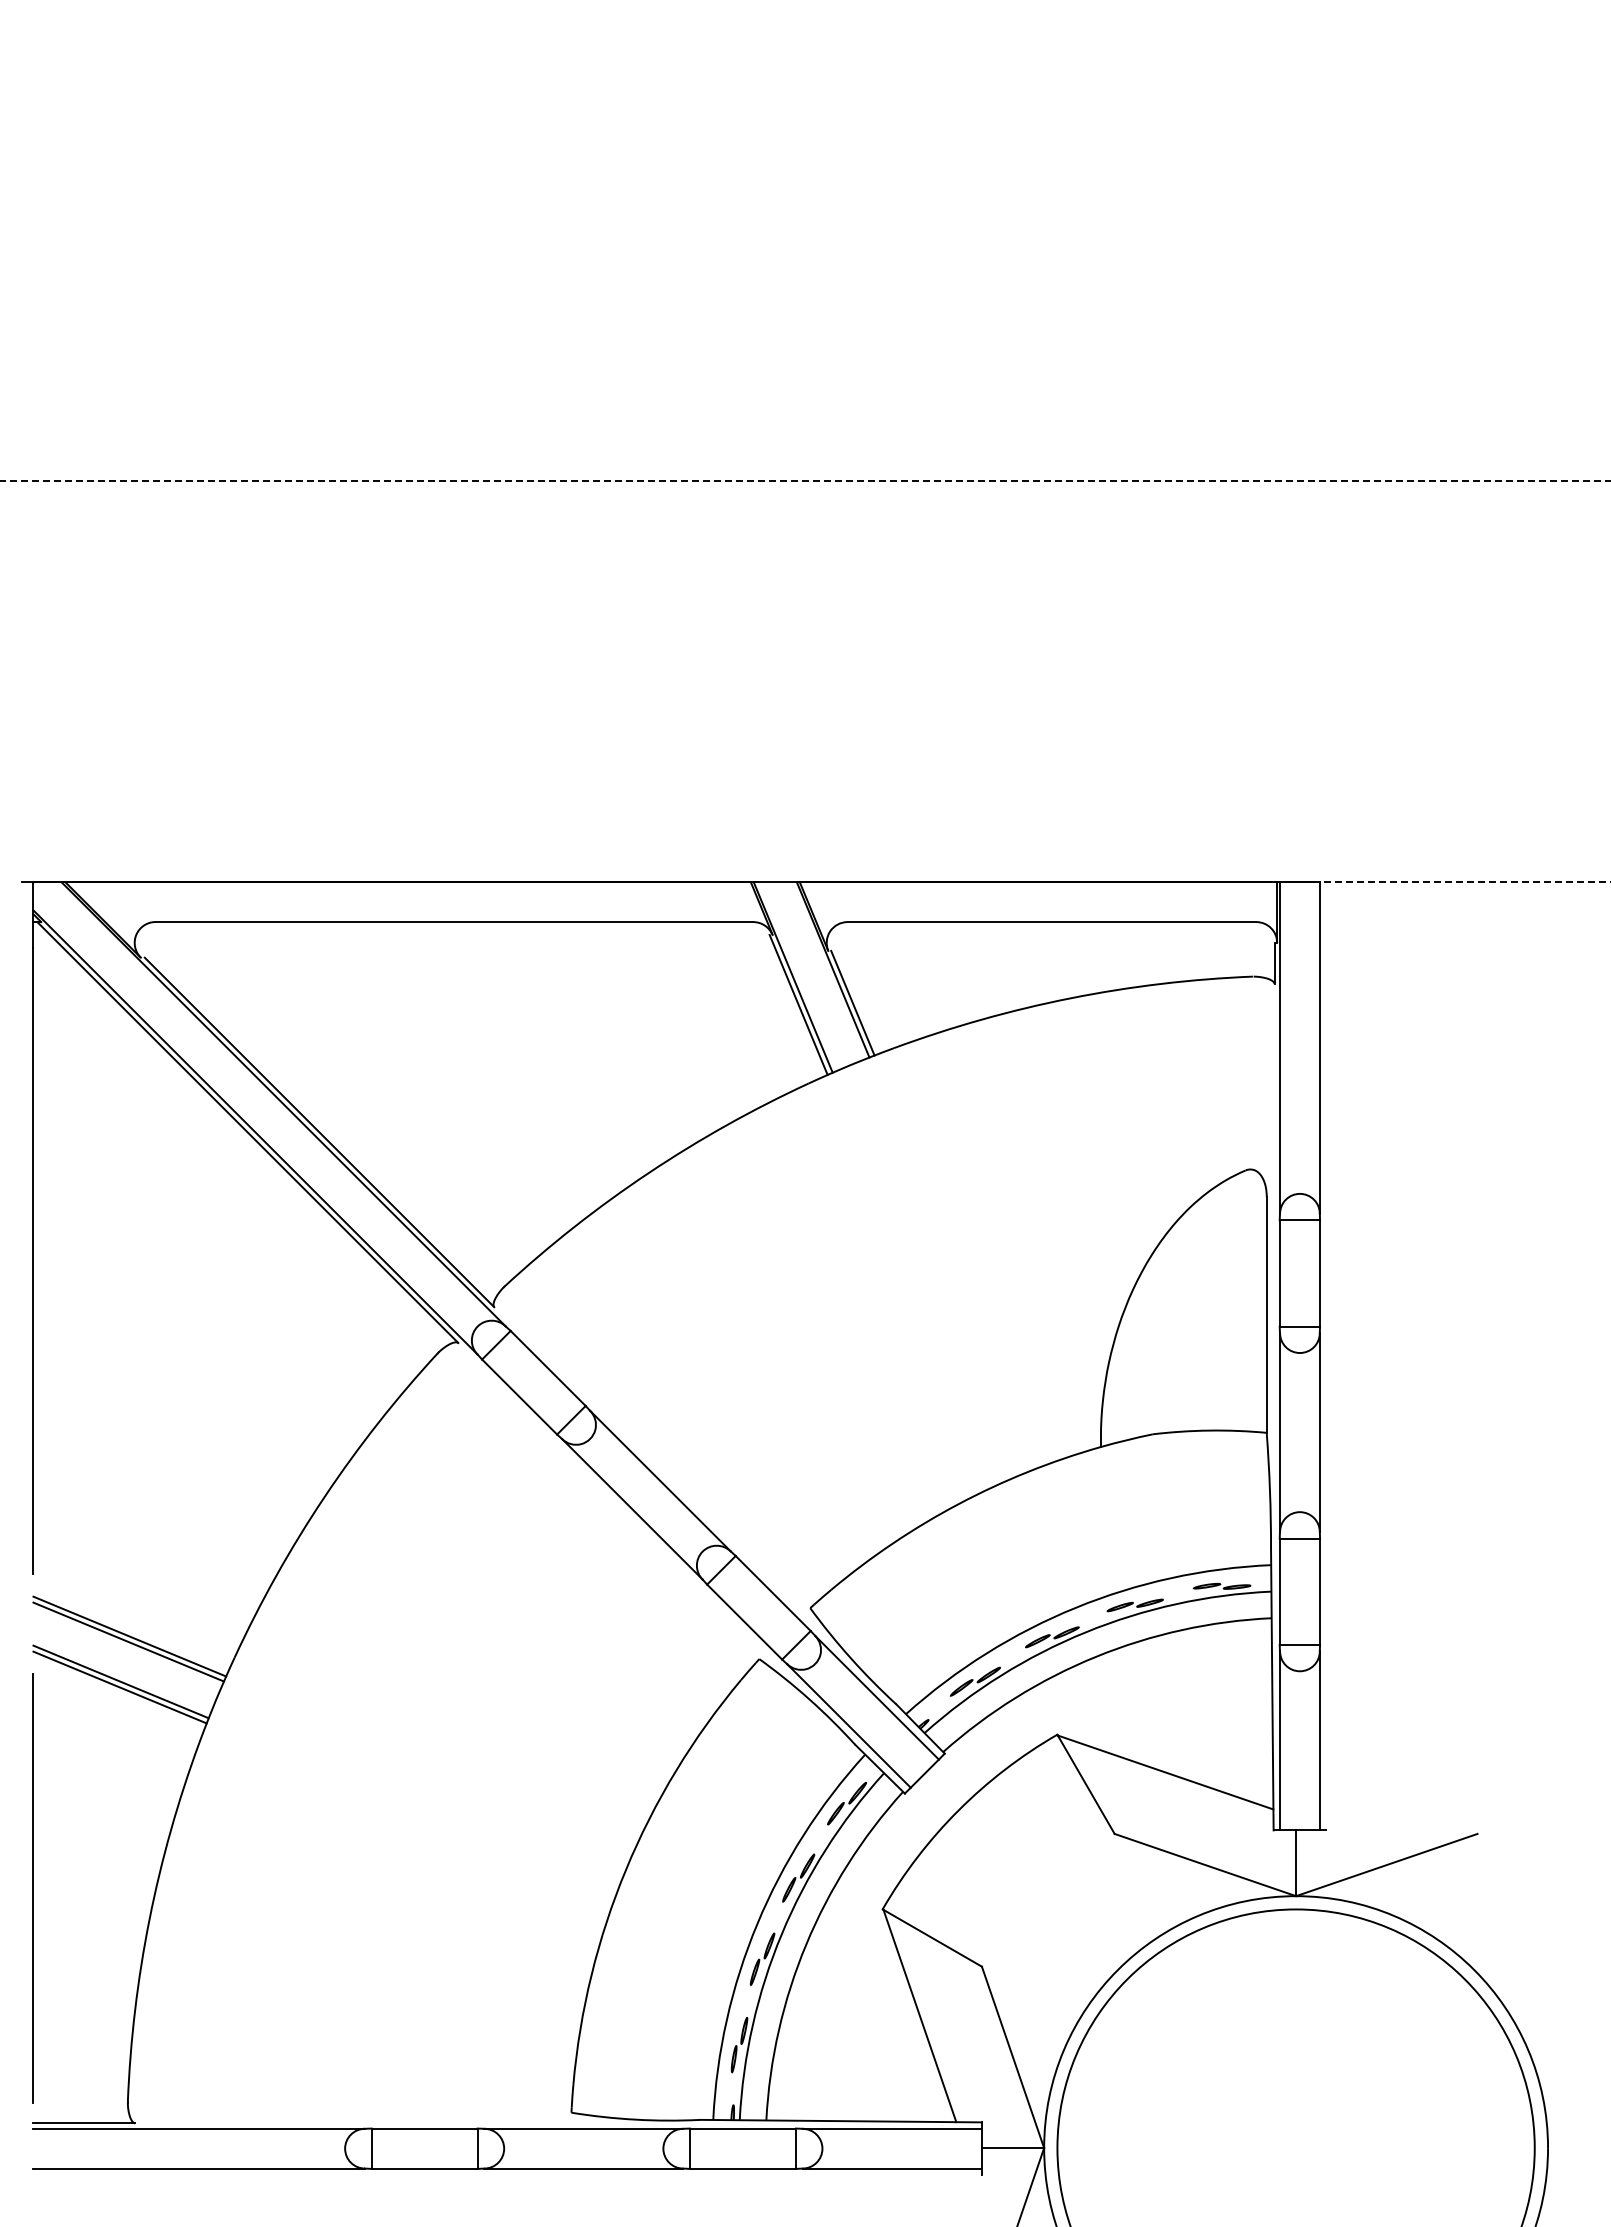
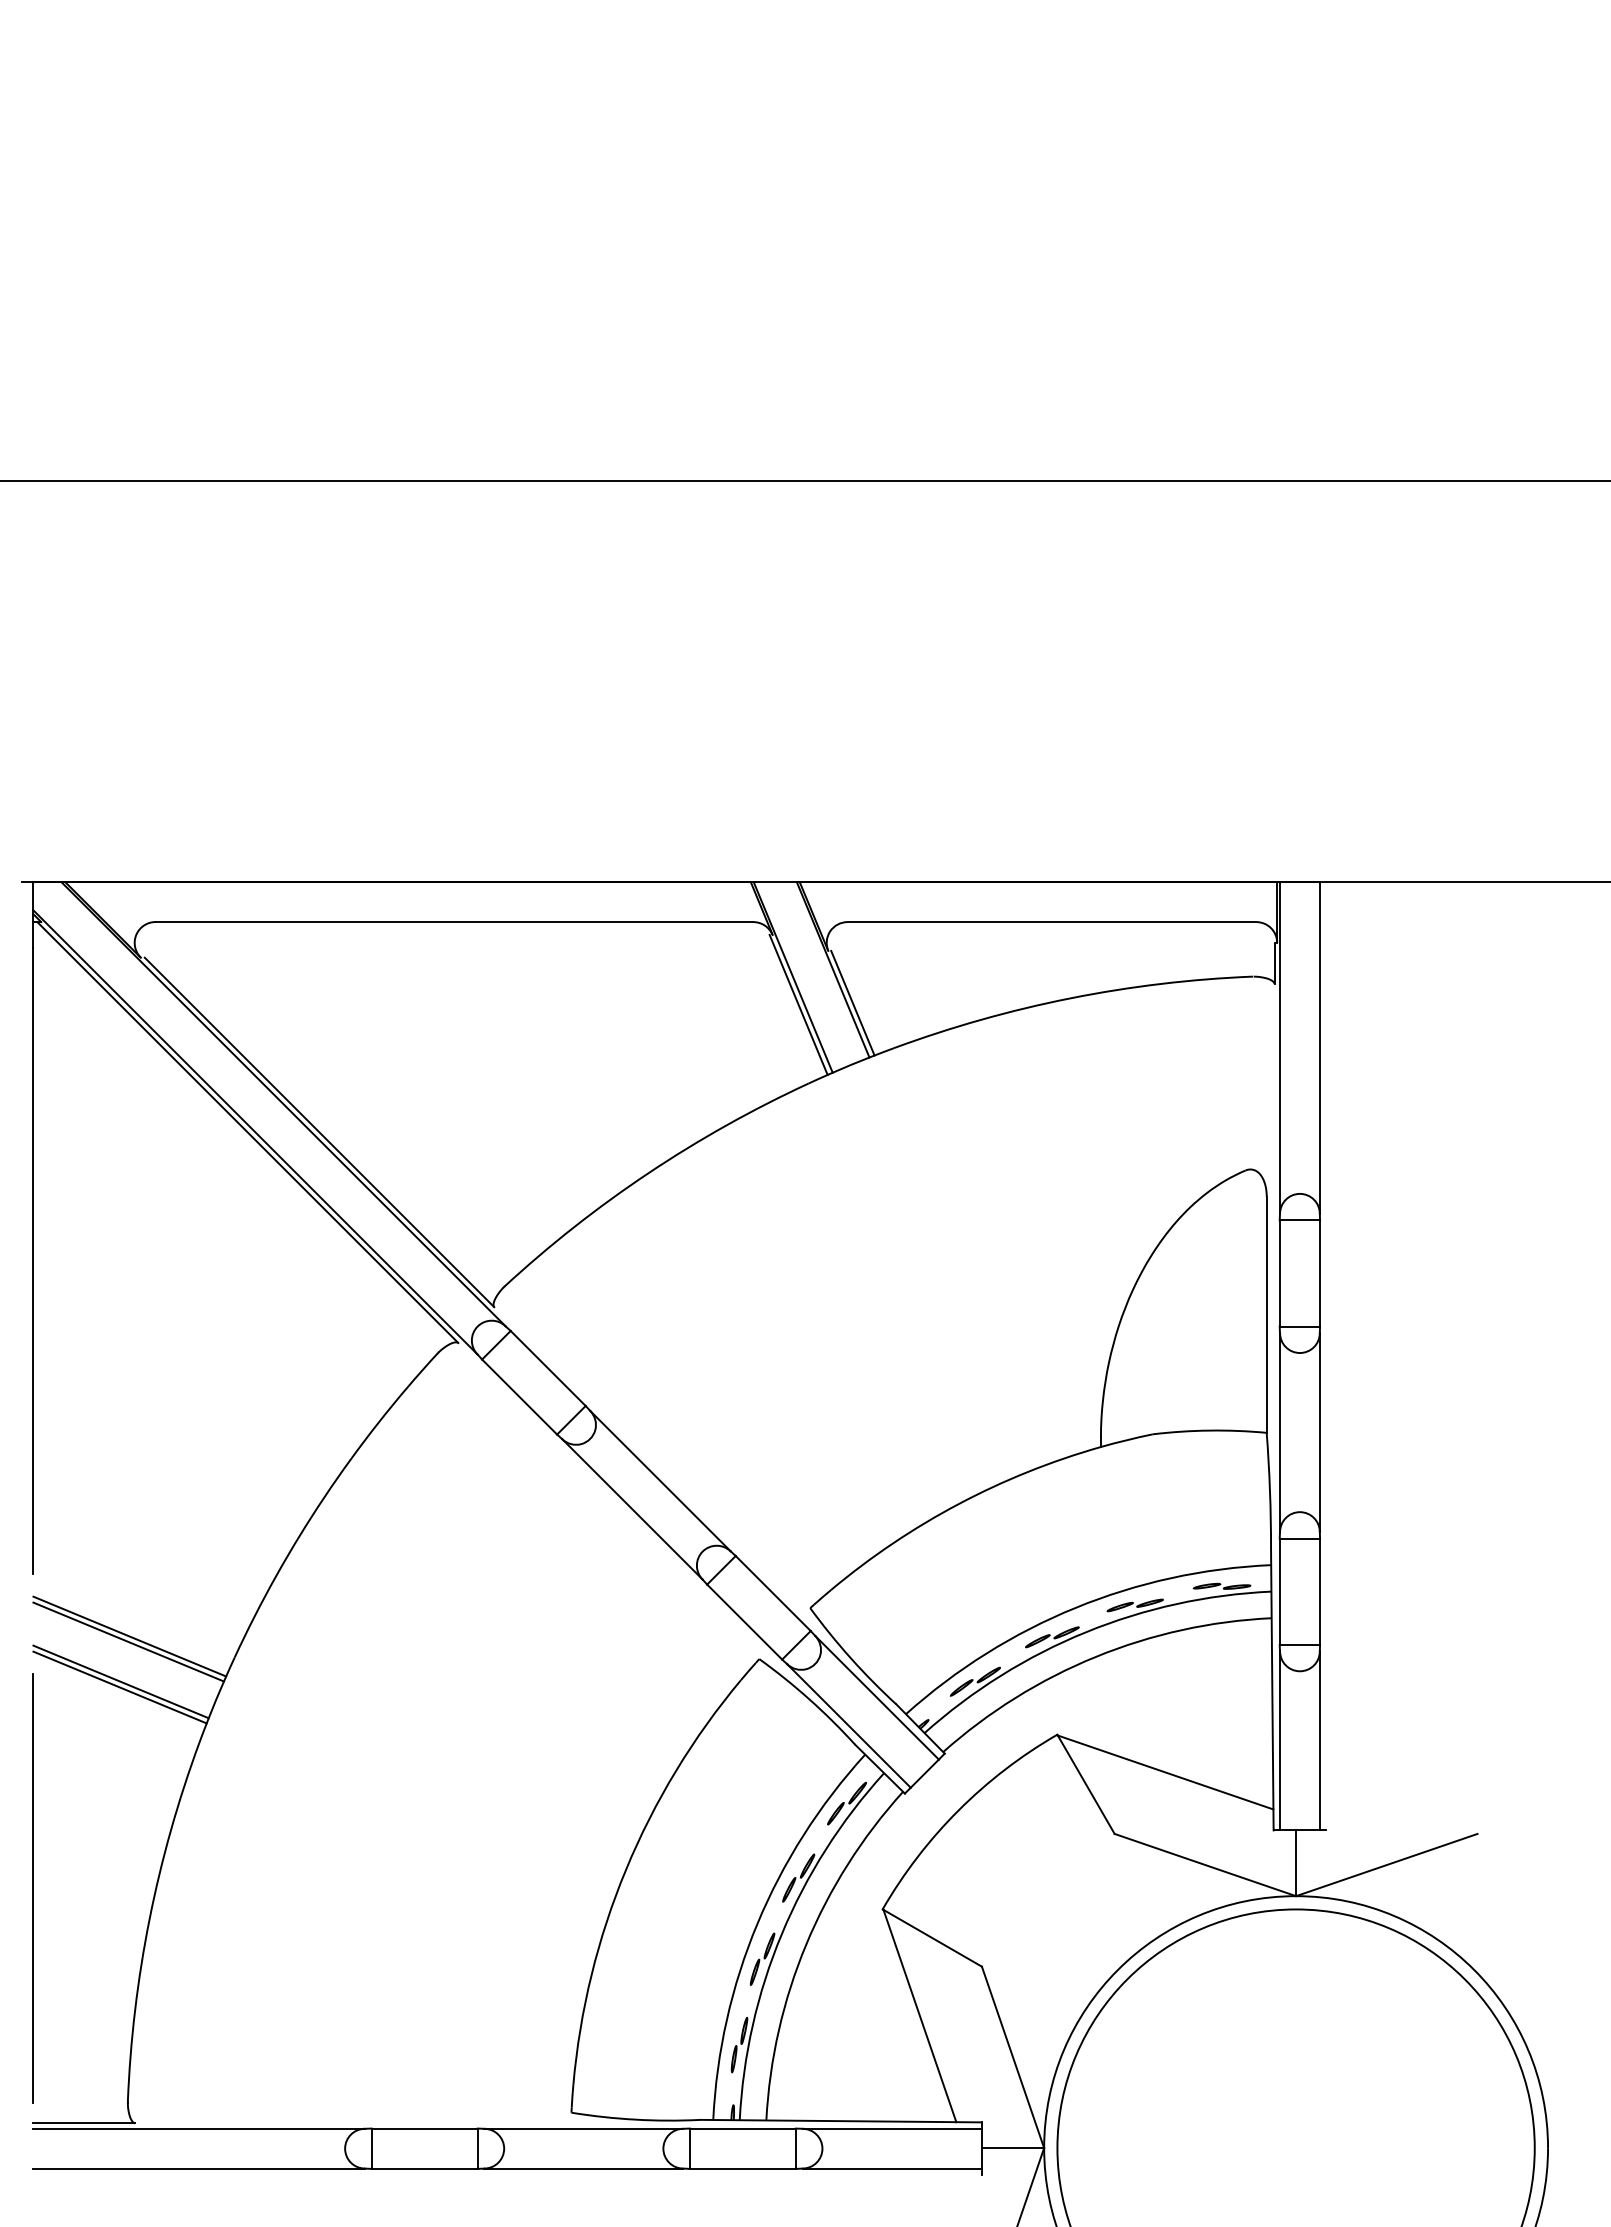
line: dashed -> solid (805, 481)
line: dashed -> solid (1445, 882)
